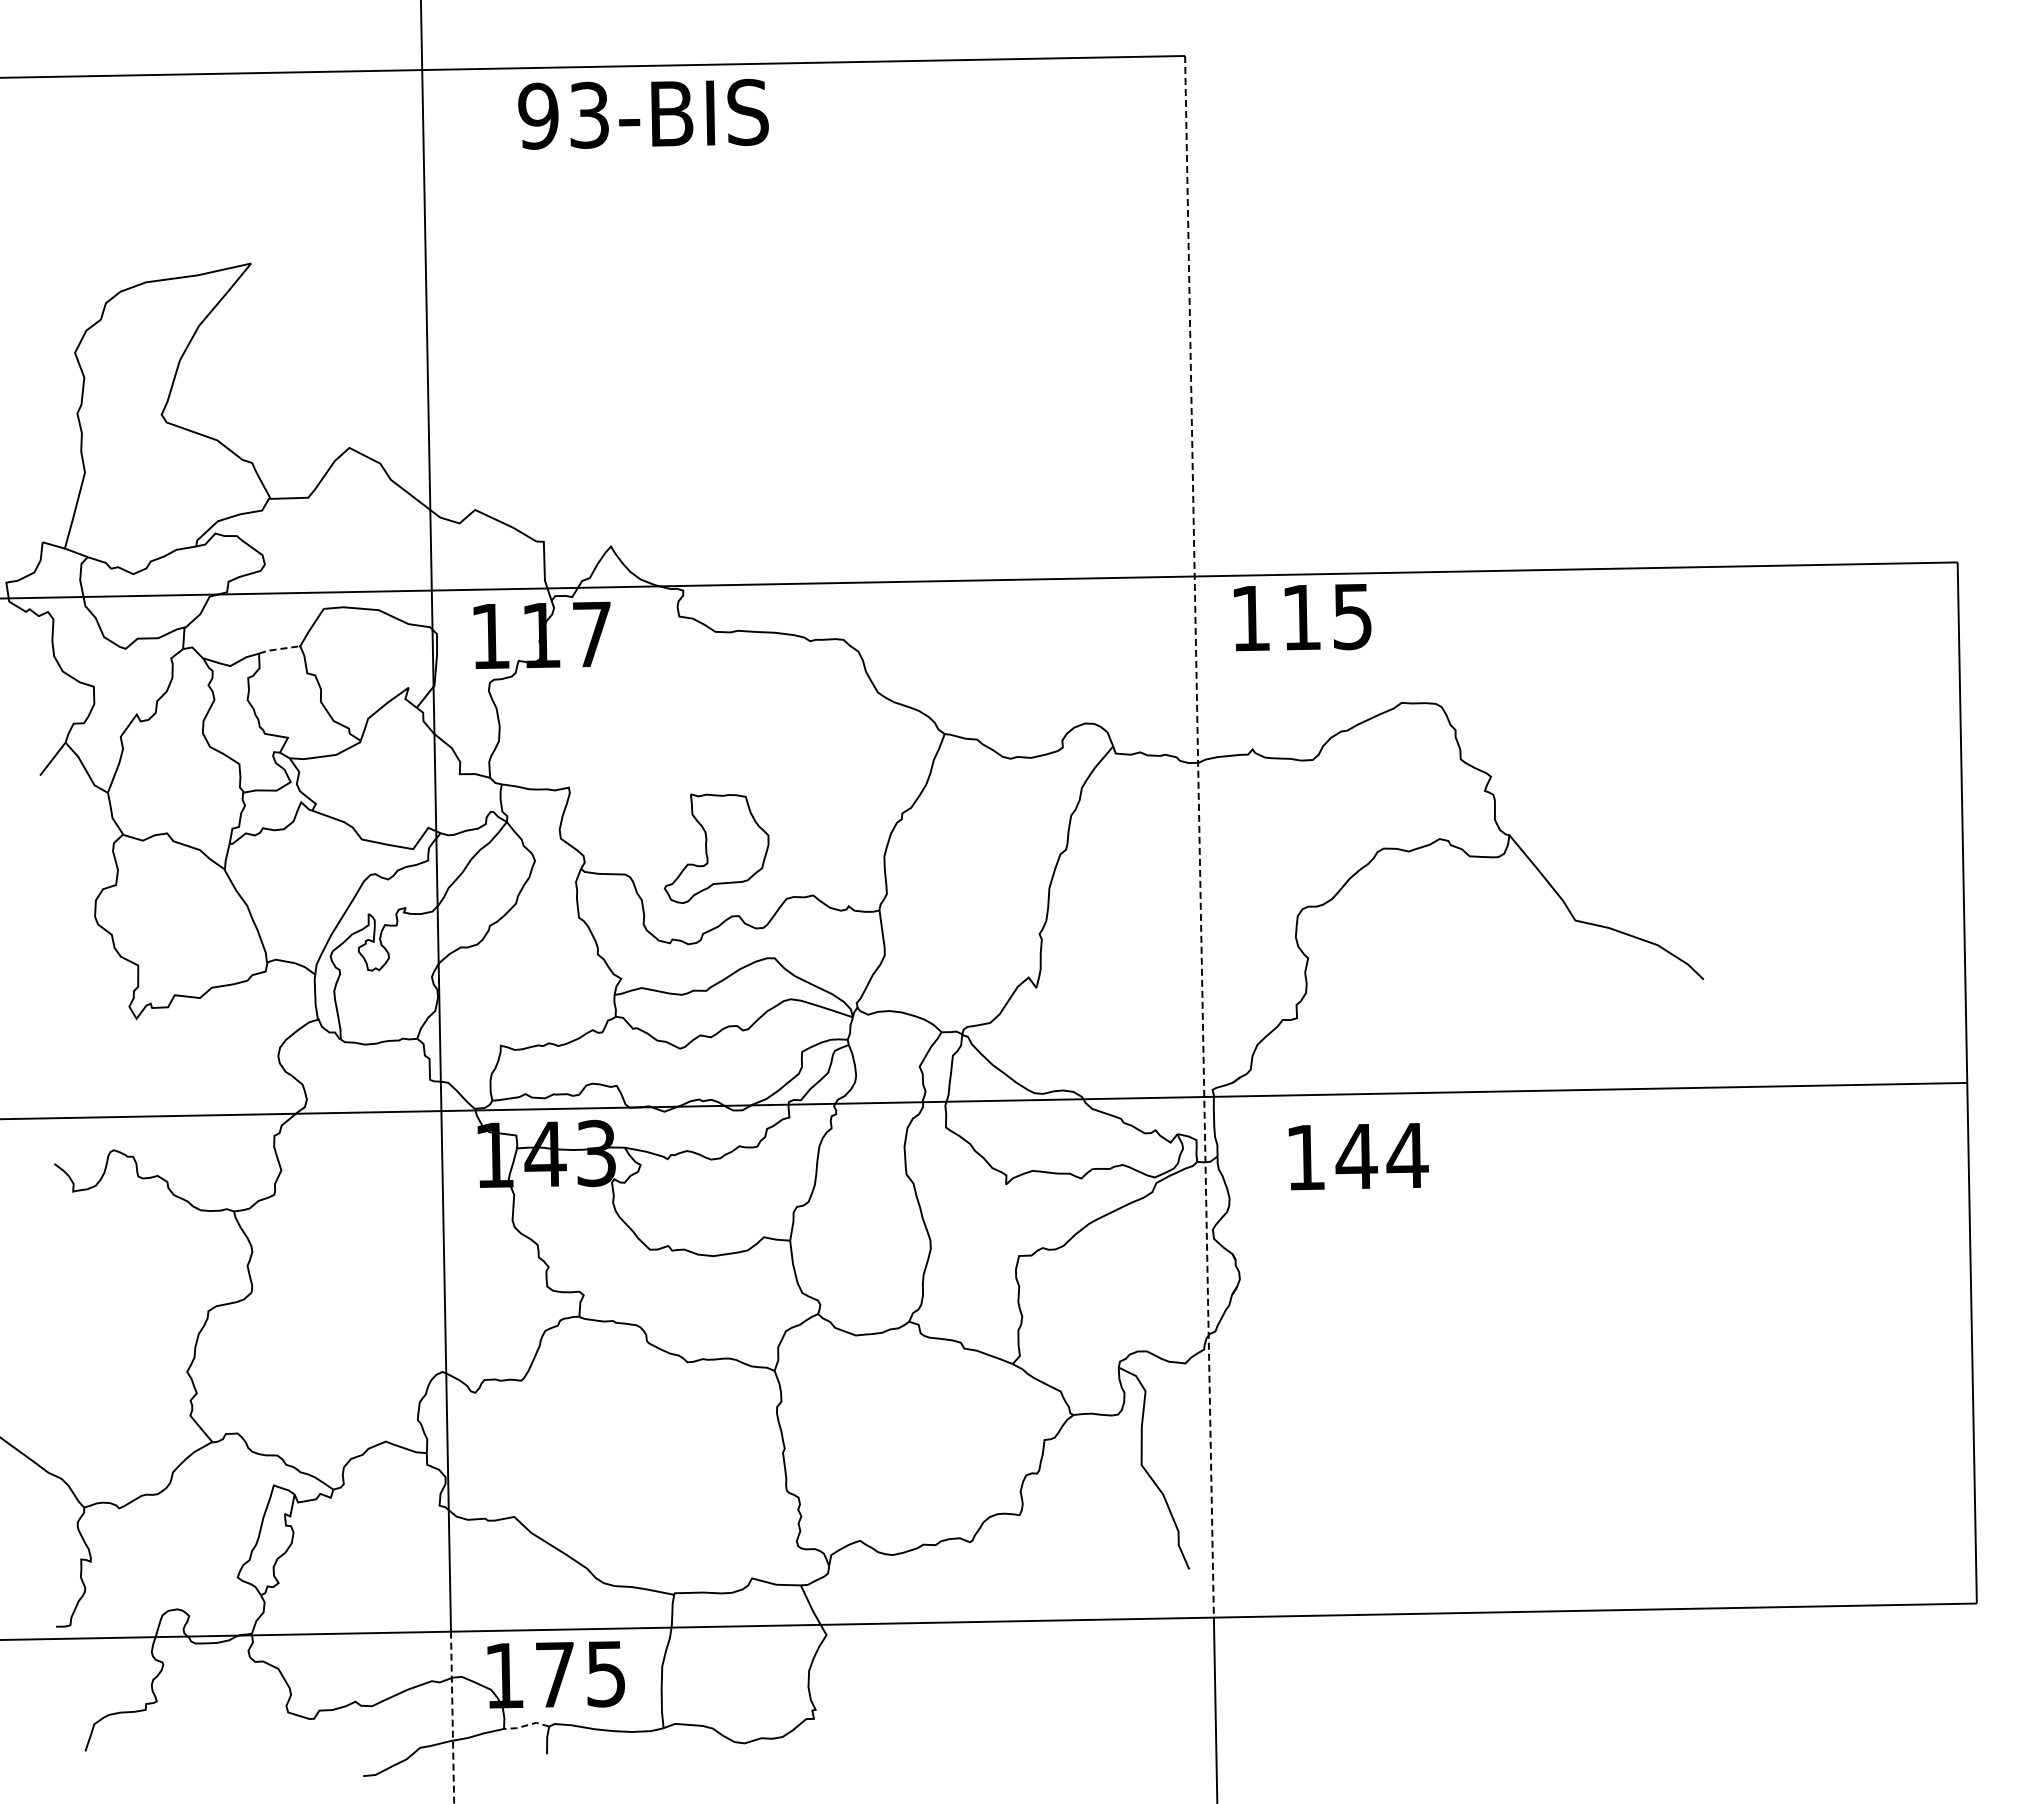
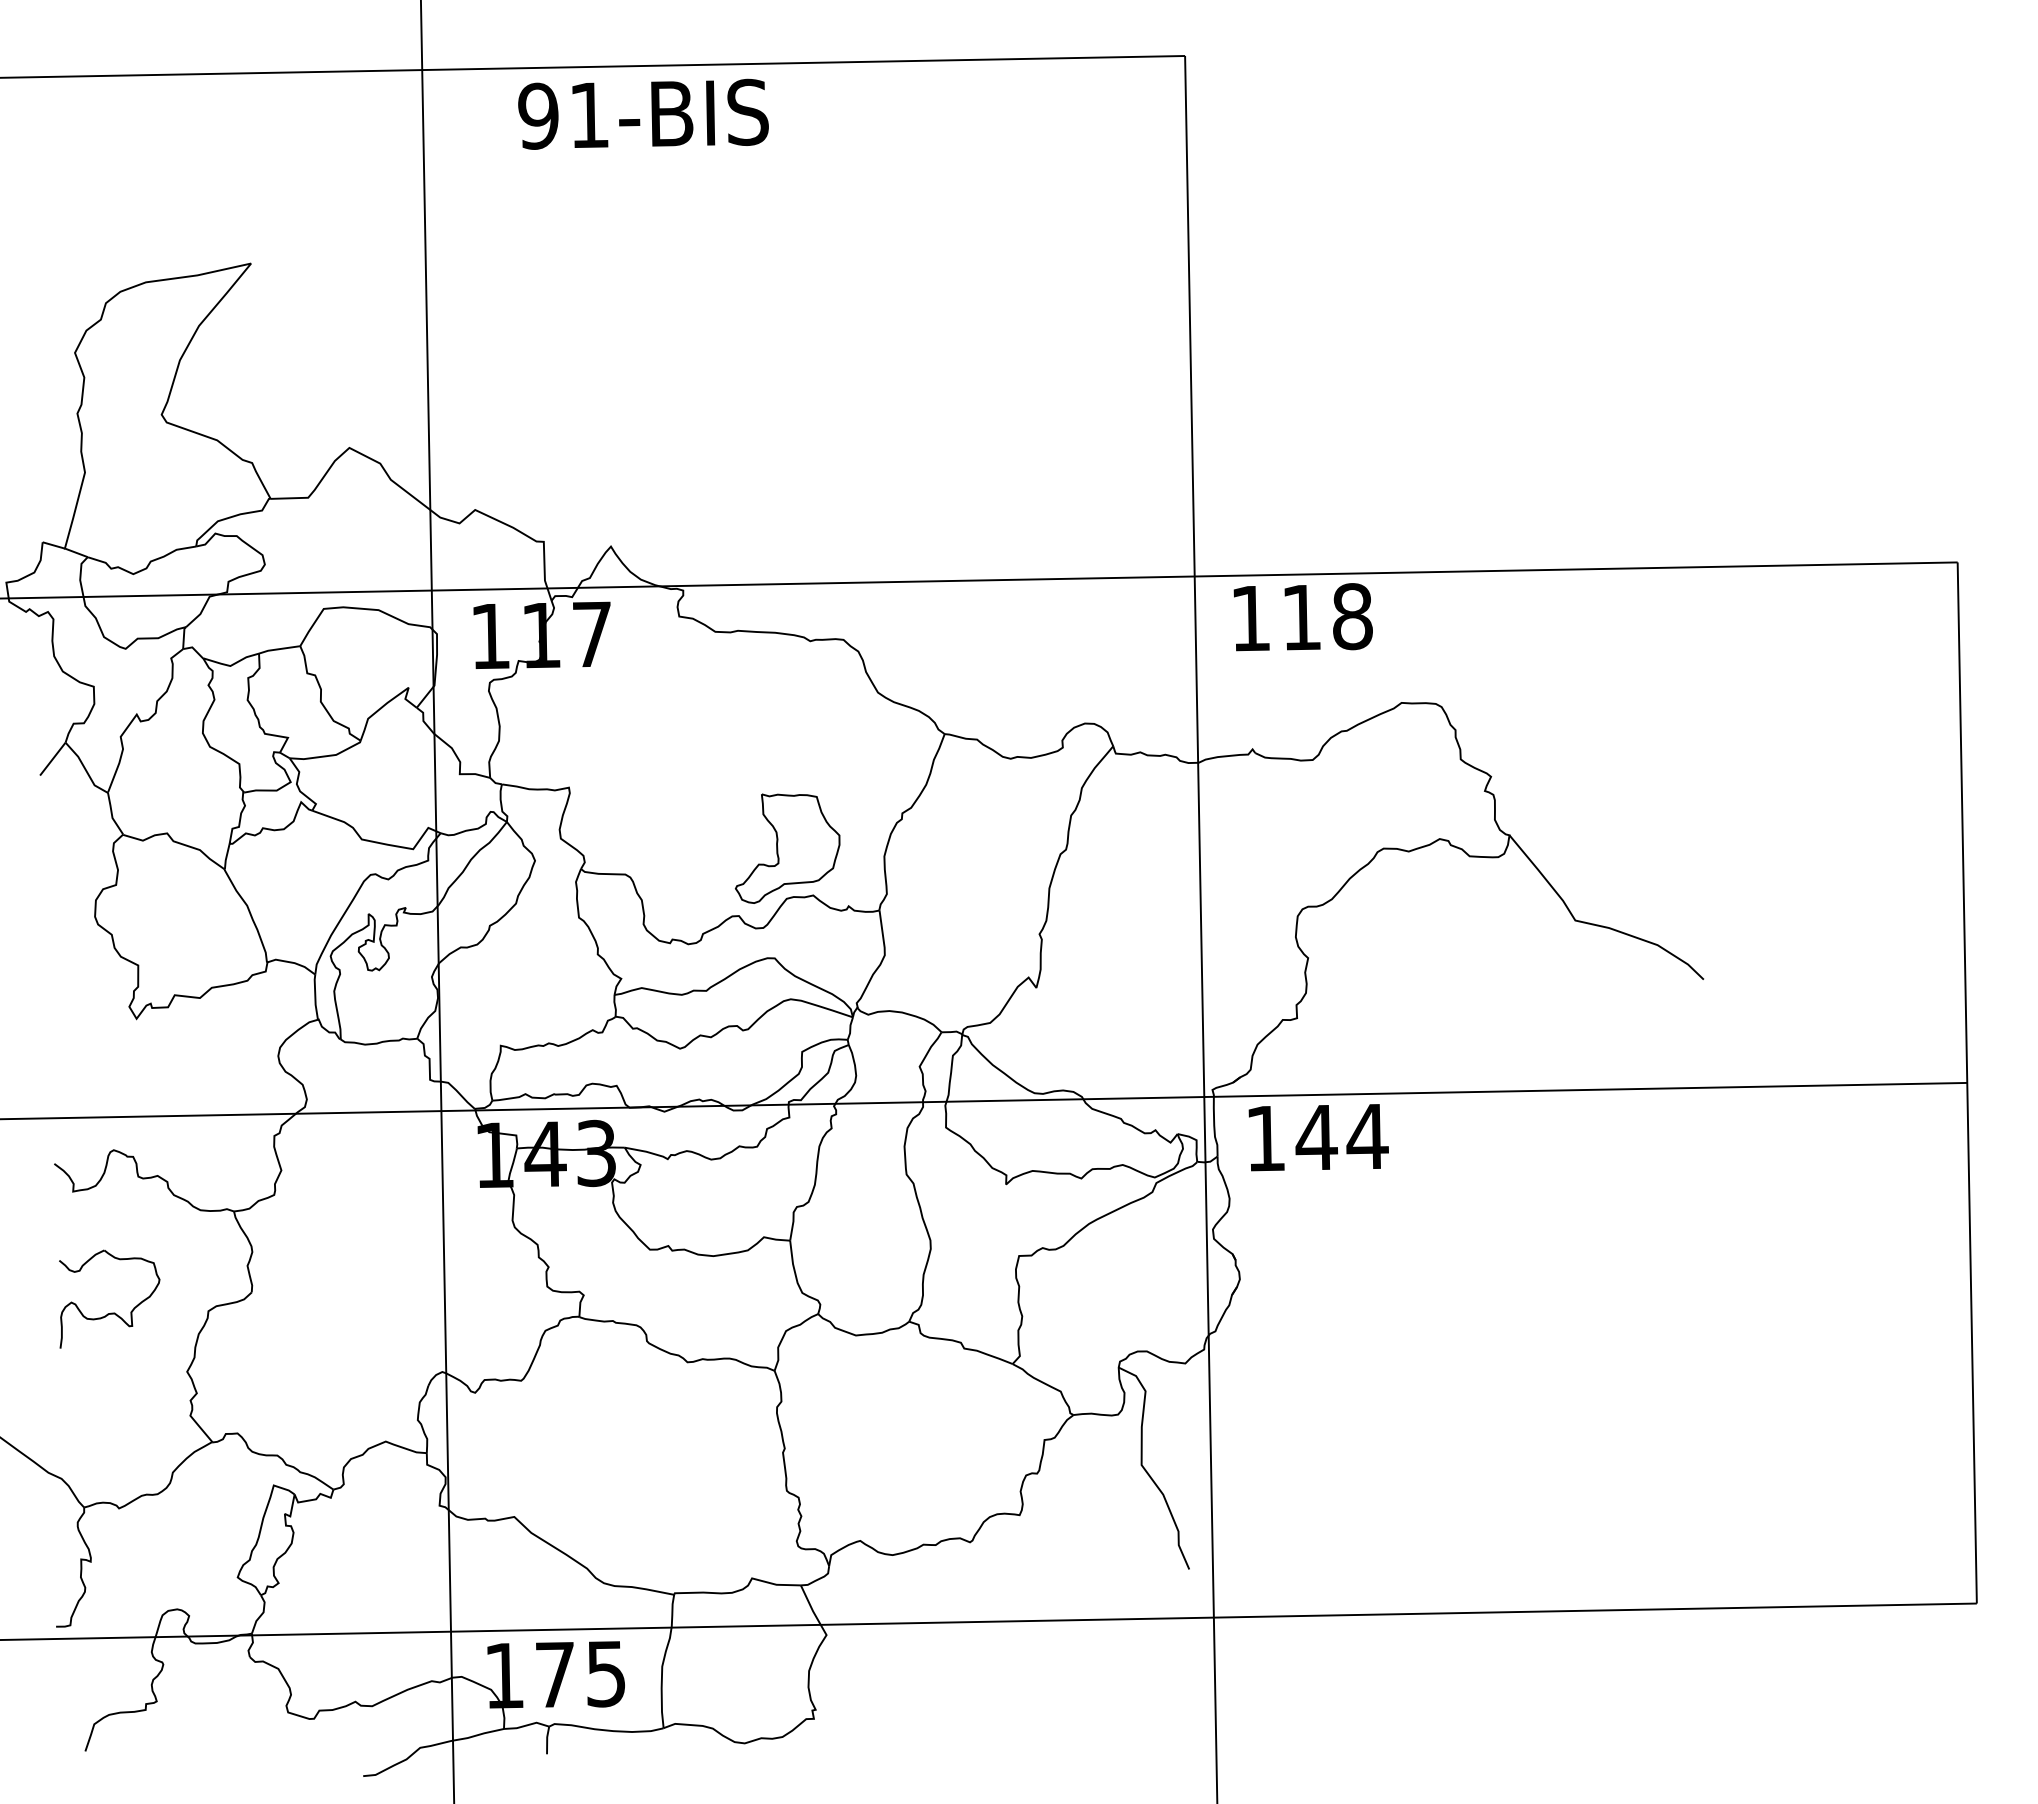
text: 93-BIS -> 91-BIS (589, 114)
text: 115 -> 118 (1352, 616)
line: dashed -> solid (278, 649)
line: dashed -> solid (1199, 836)
part position: (716, 848) -> (787, 848) (787, 848)
text position: (1358, 1156) -> (1318, 1137) (1318, 1137)
part: none -> present (110, 1312)
line: dashed -> solid (452, 1717)
line: dashed -> solid (527, 1725)
